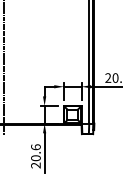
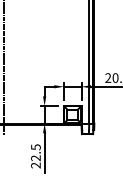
text: 20.6 -> 22.5 (35, 152)
